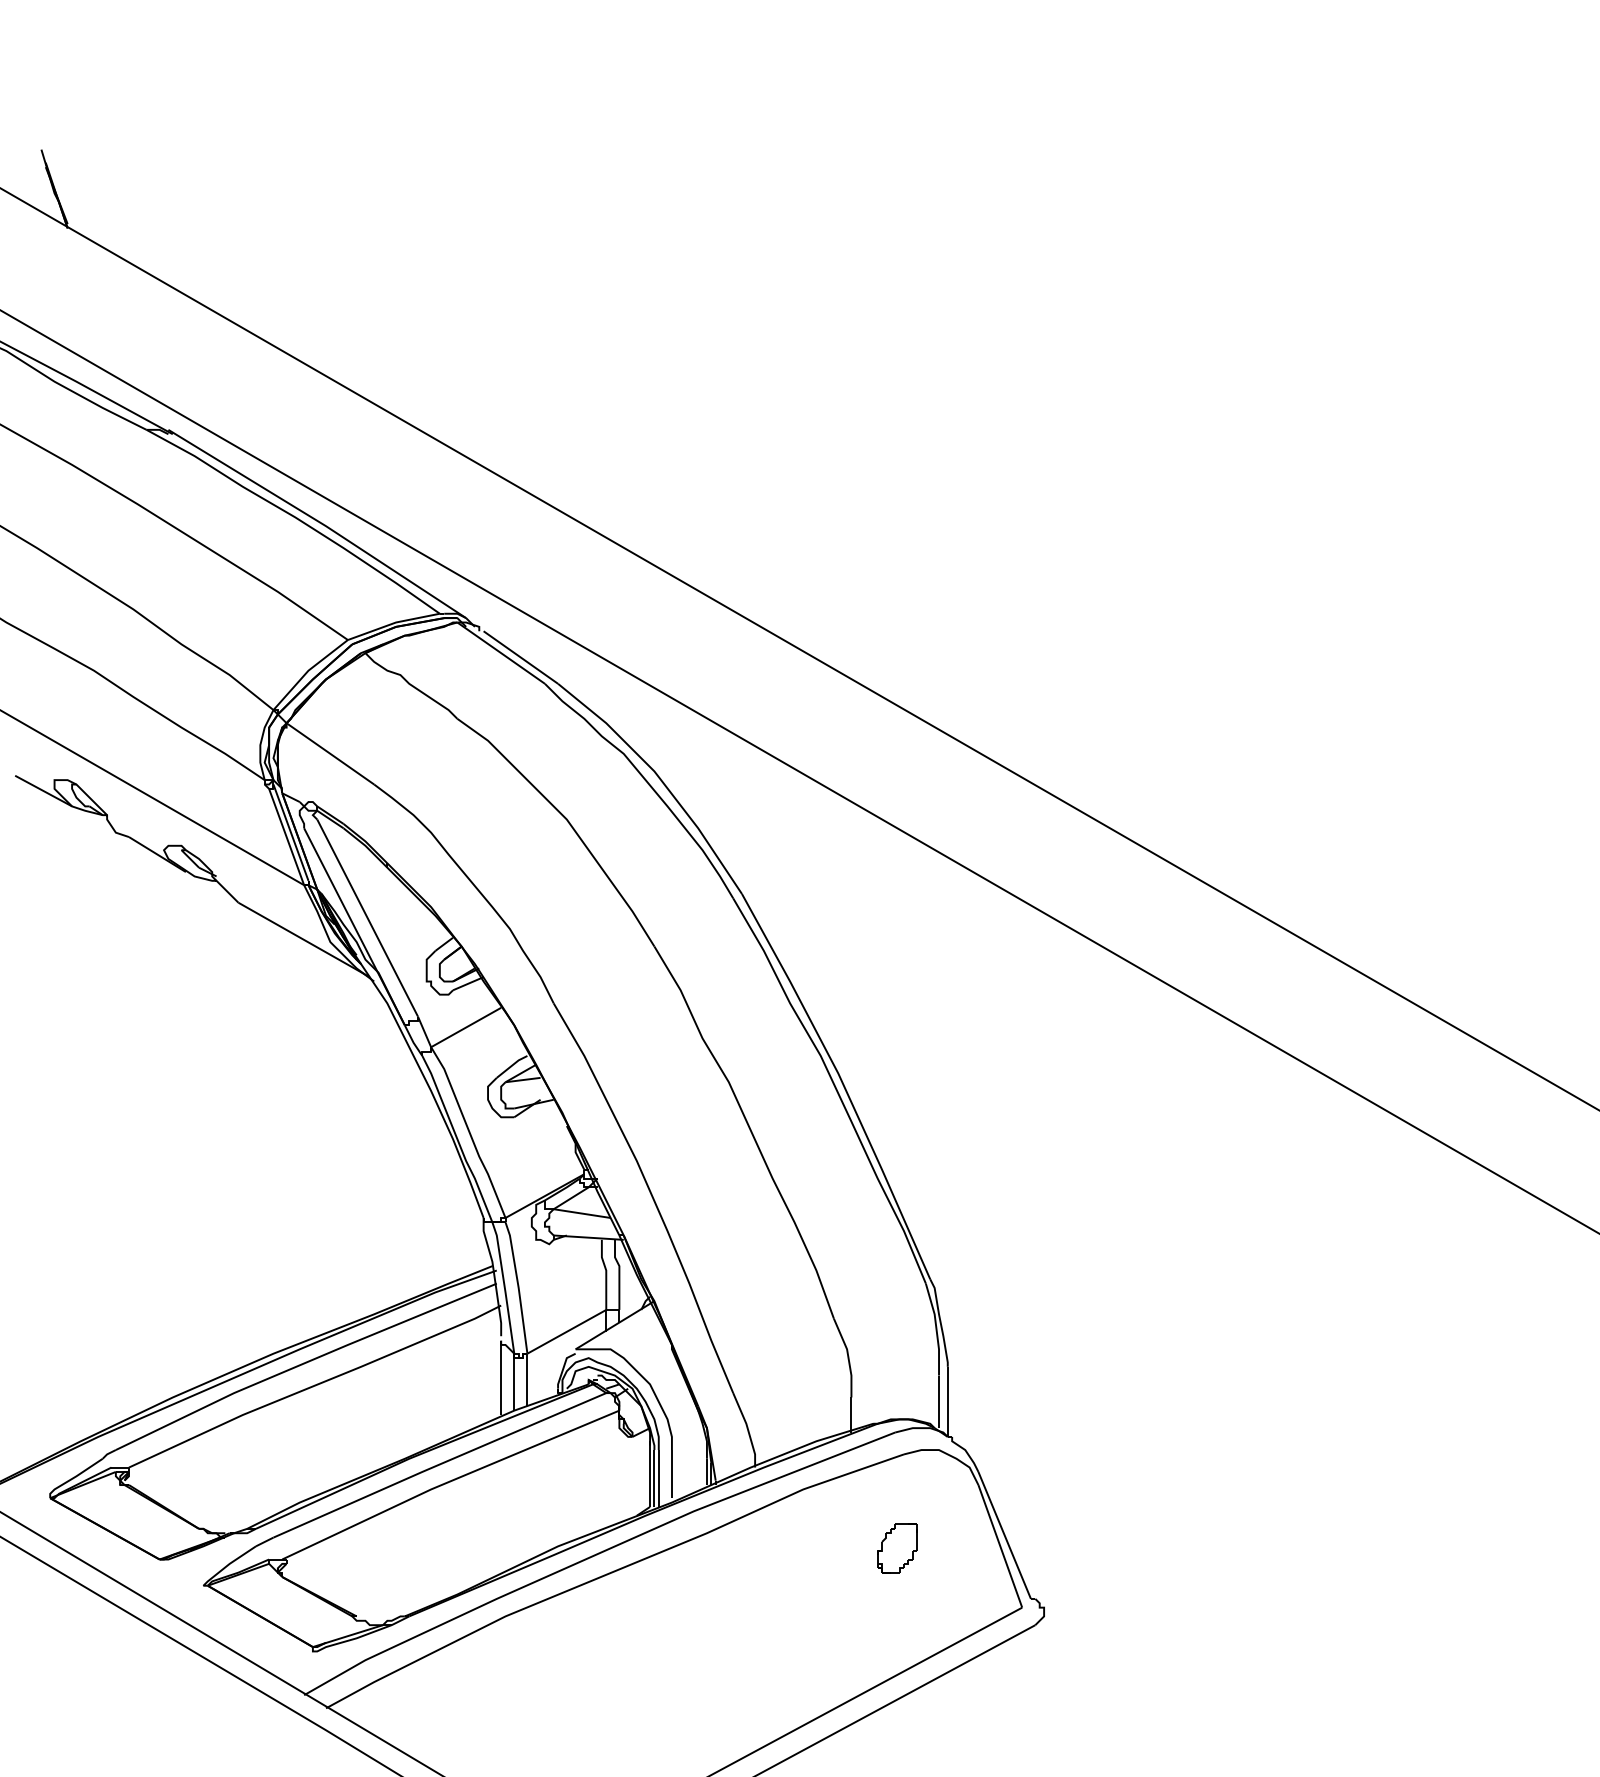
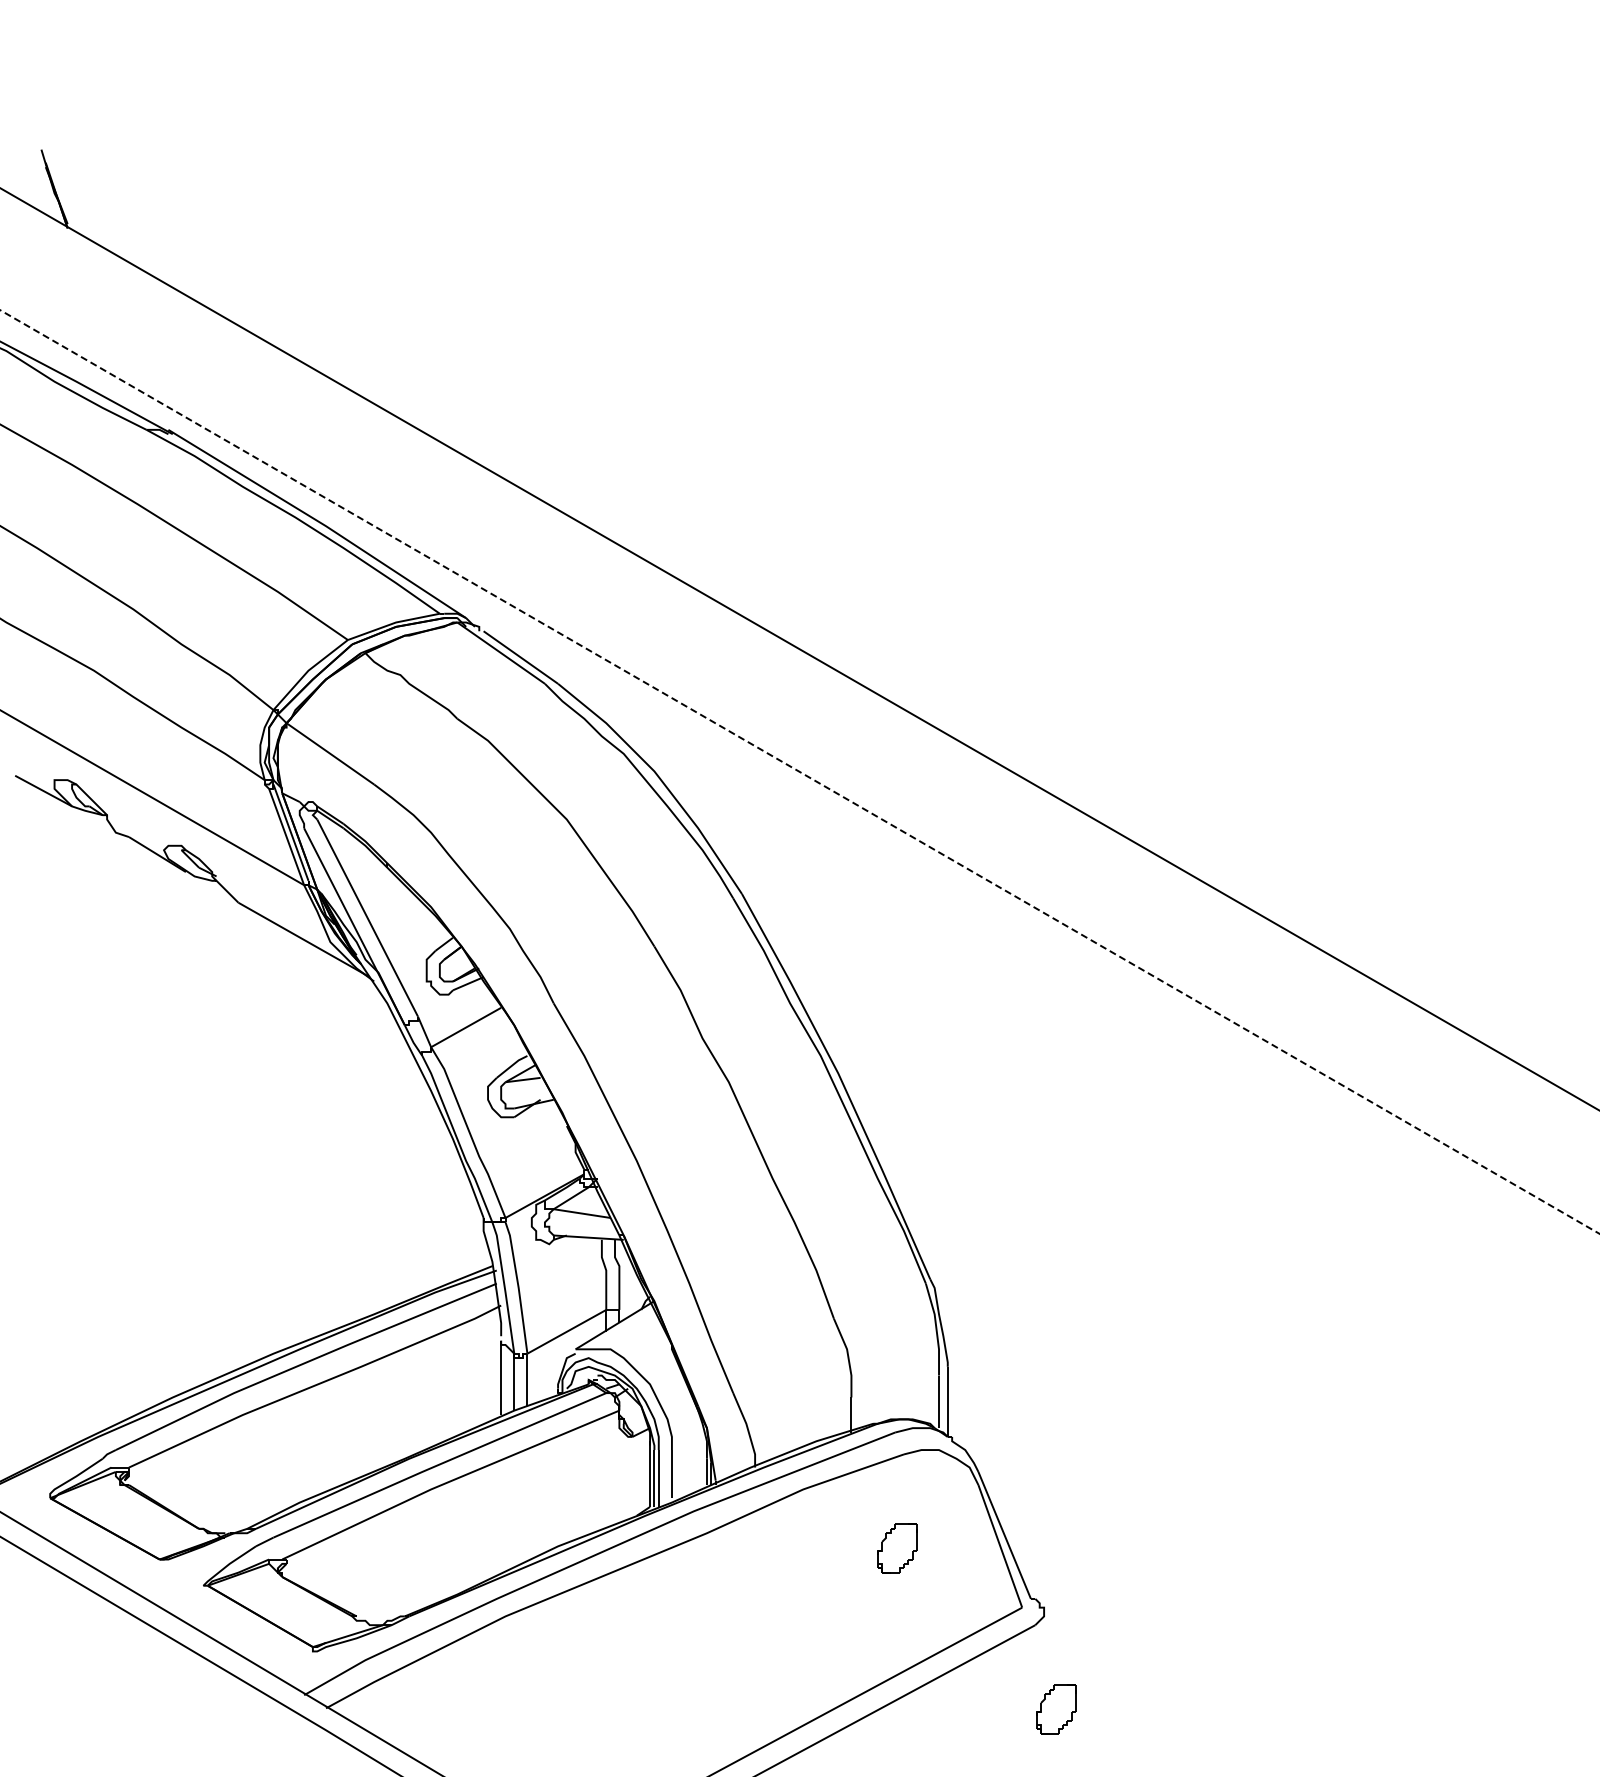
line: solid -> dashed (799, 771)
part: none -> present (1056, 1709)
